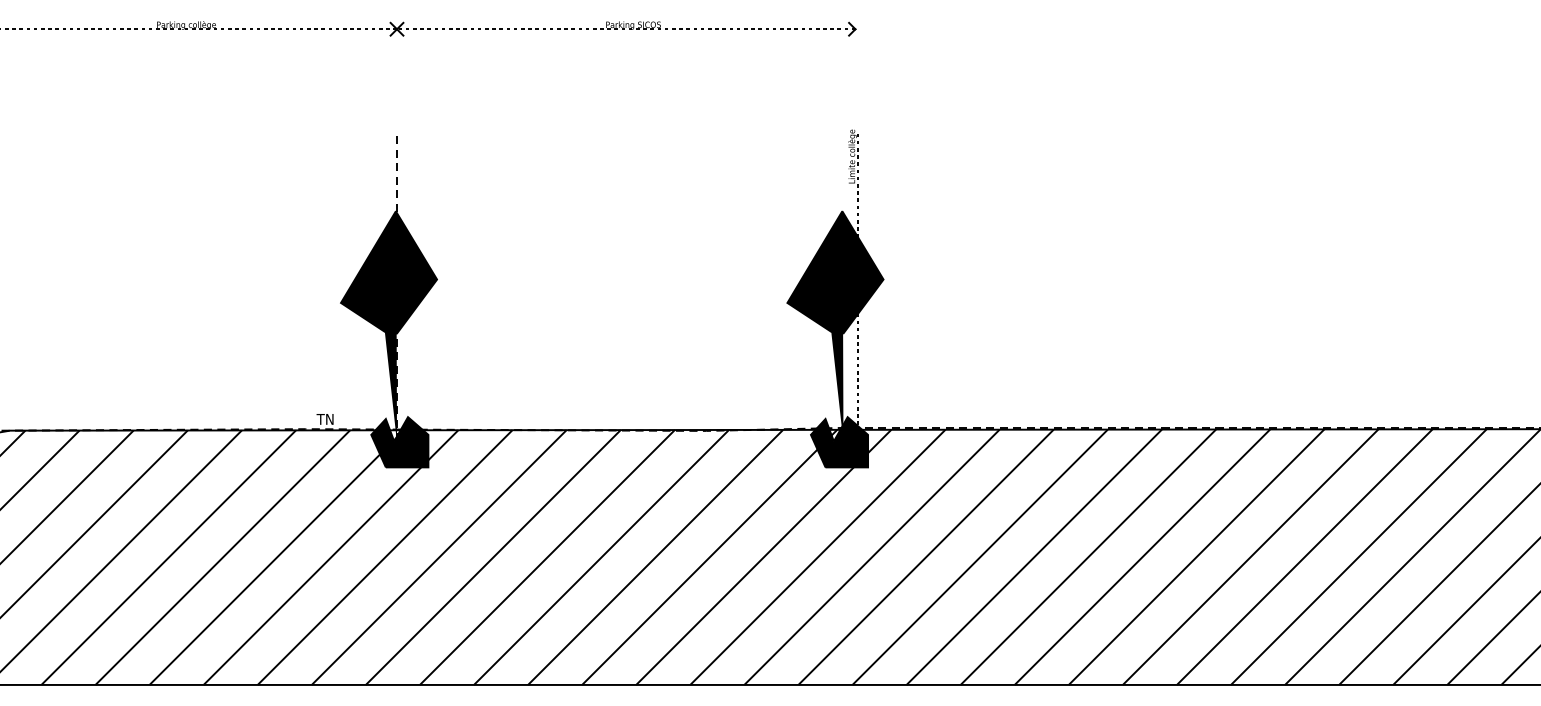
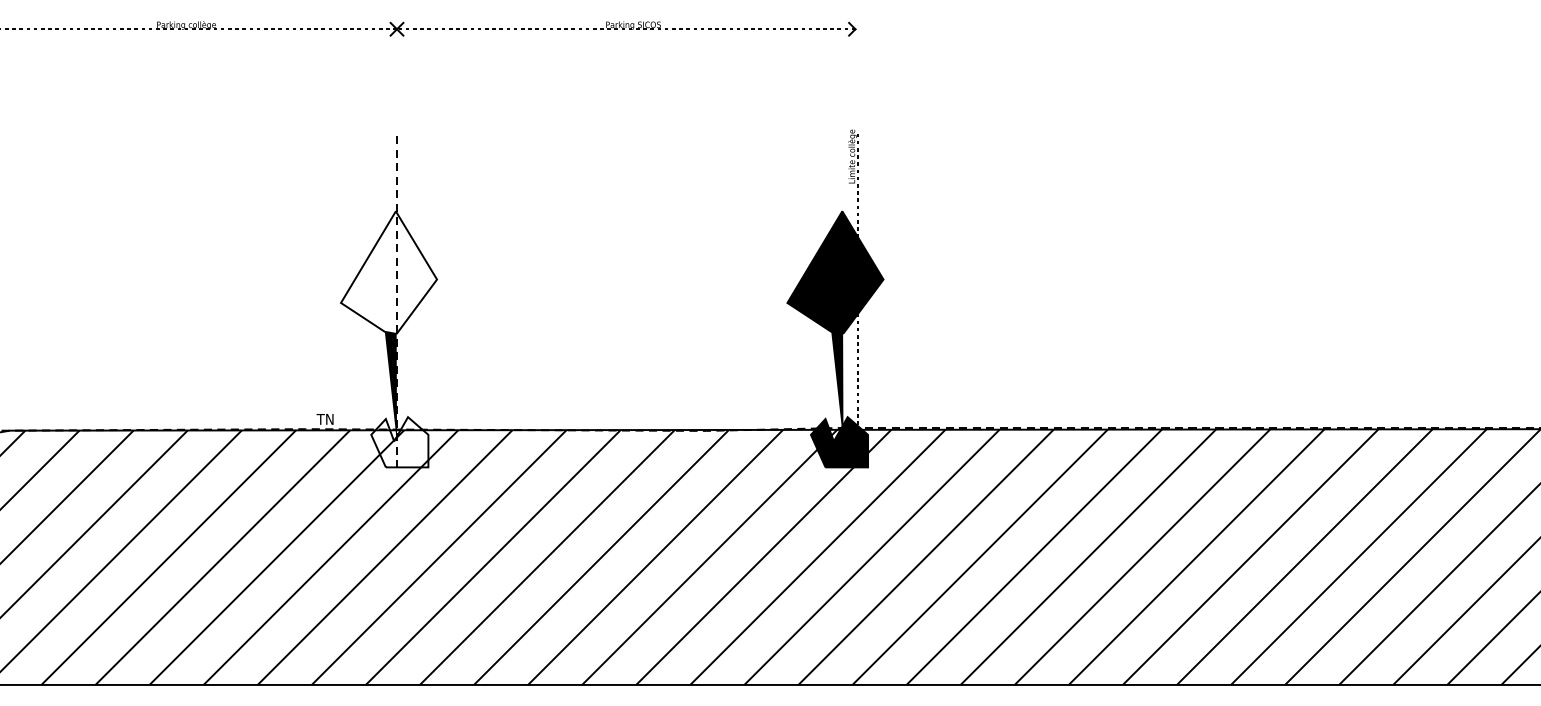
fill: present -> none (389, 272)
fill: present -> none (399, 442)
